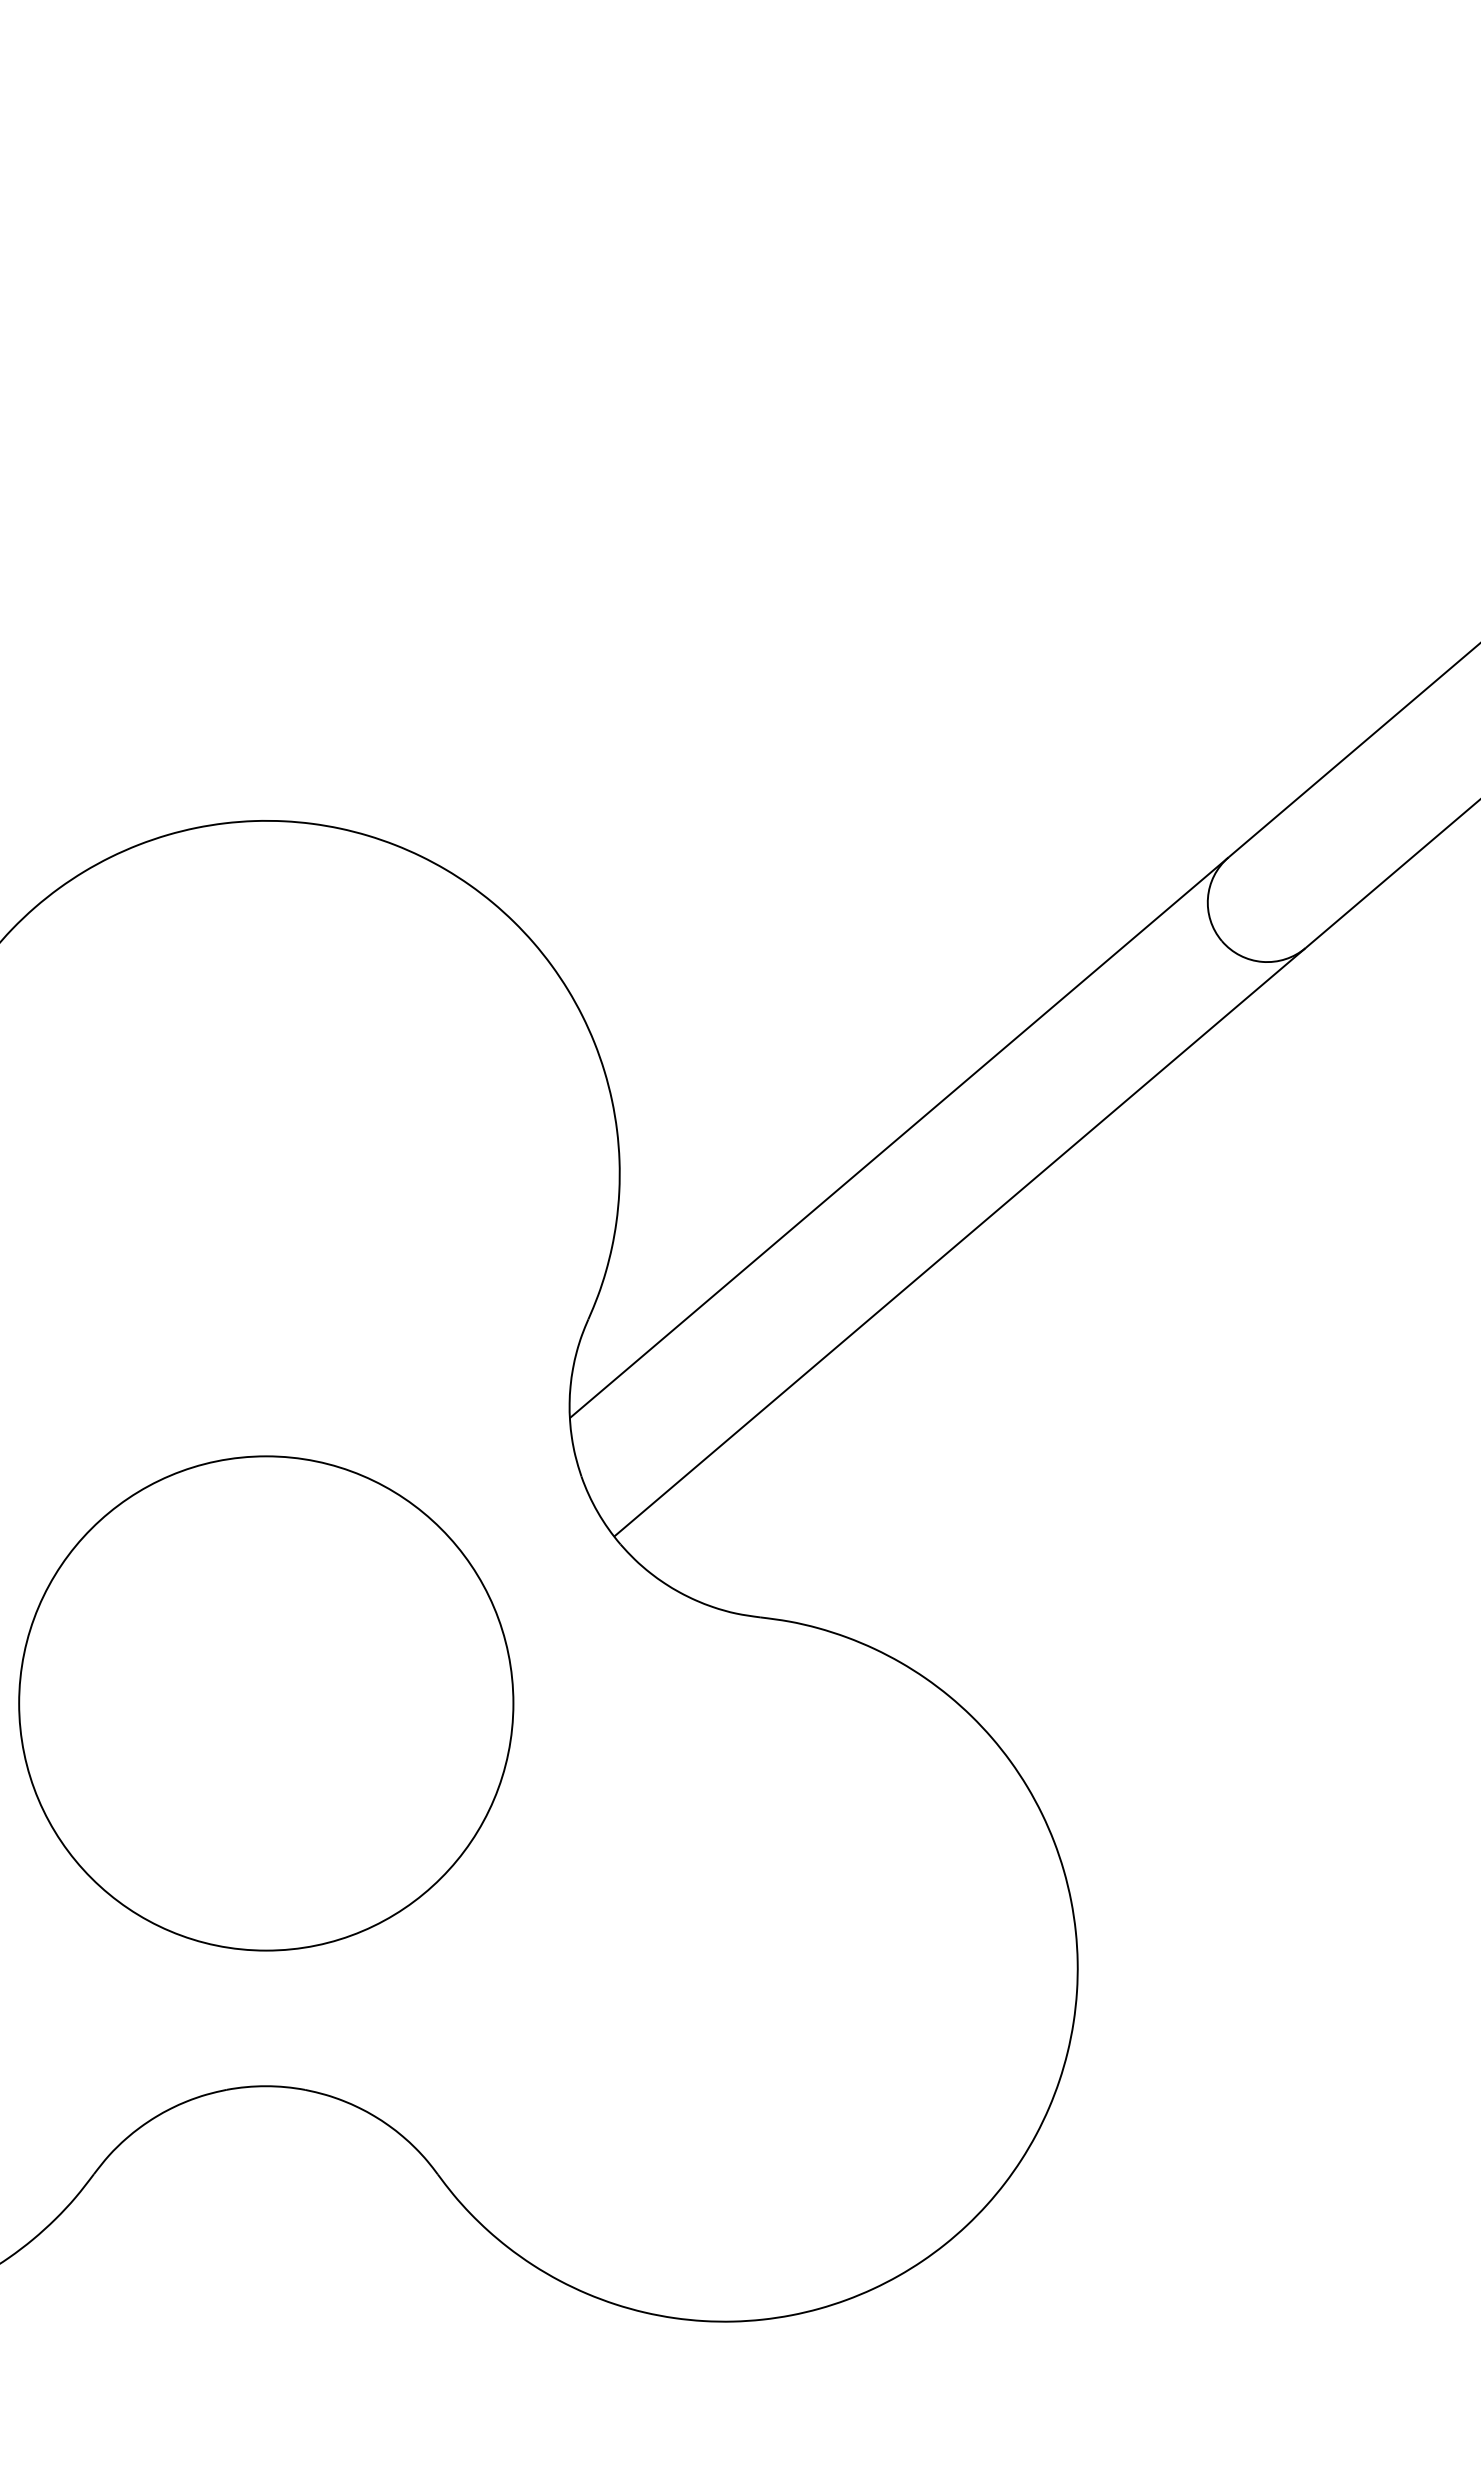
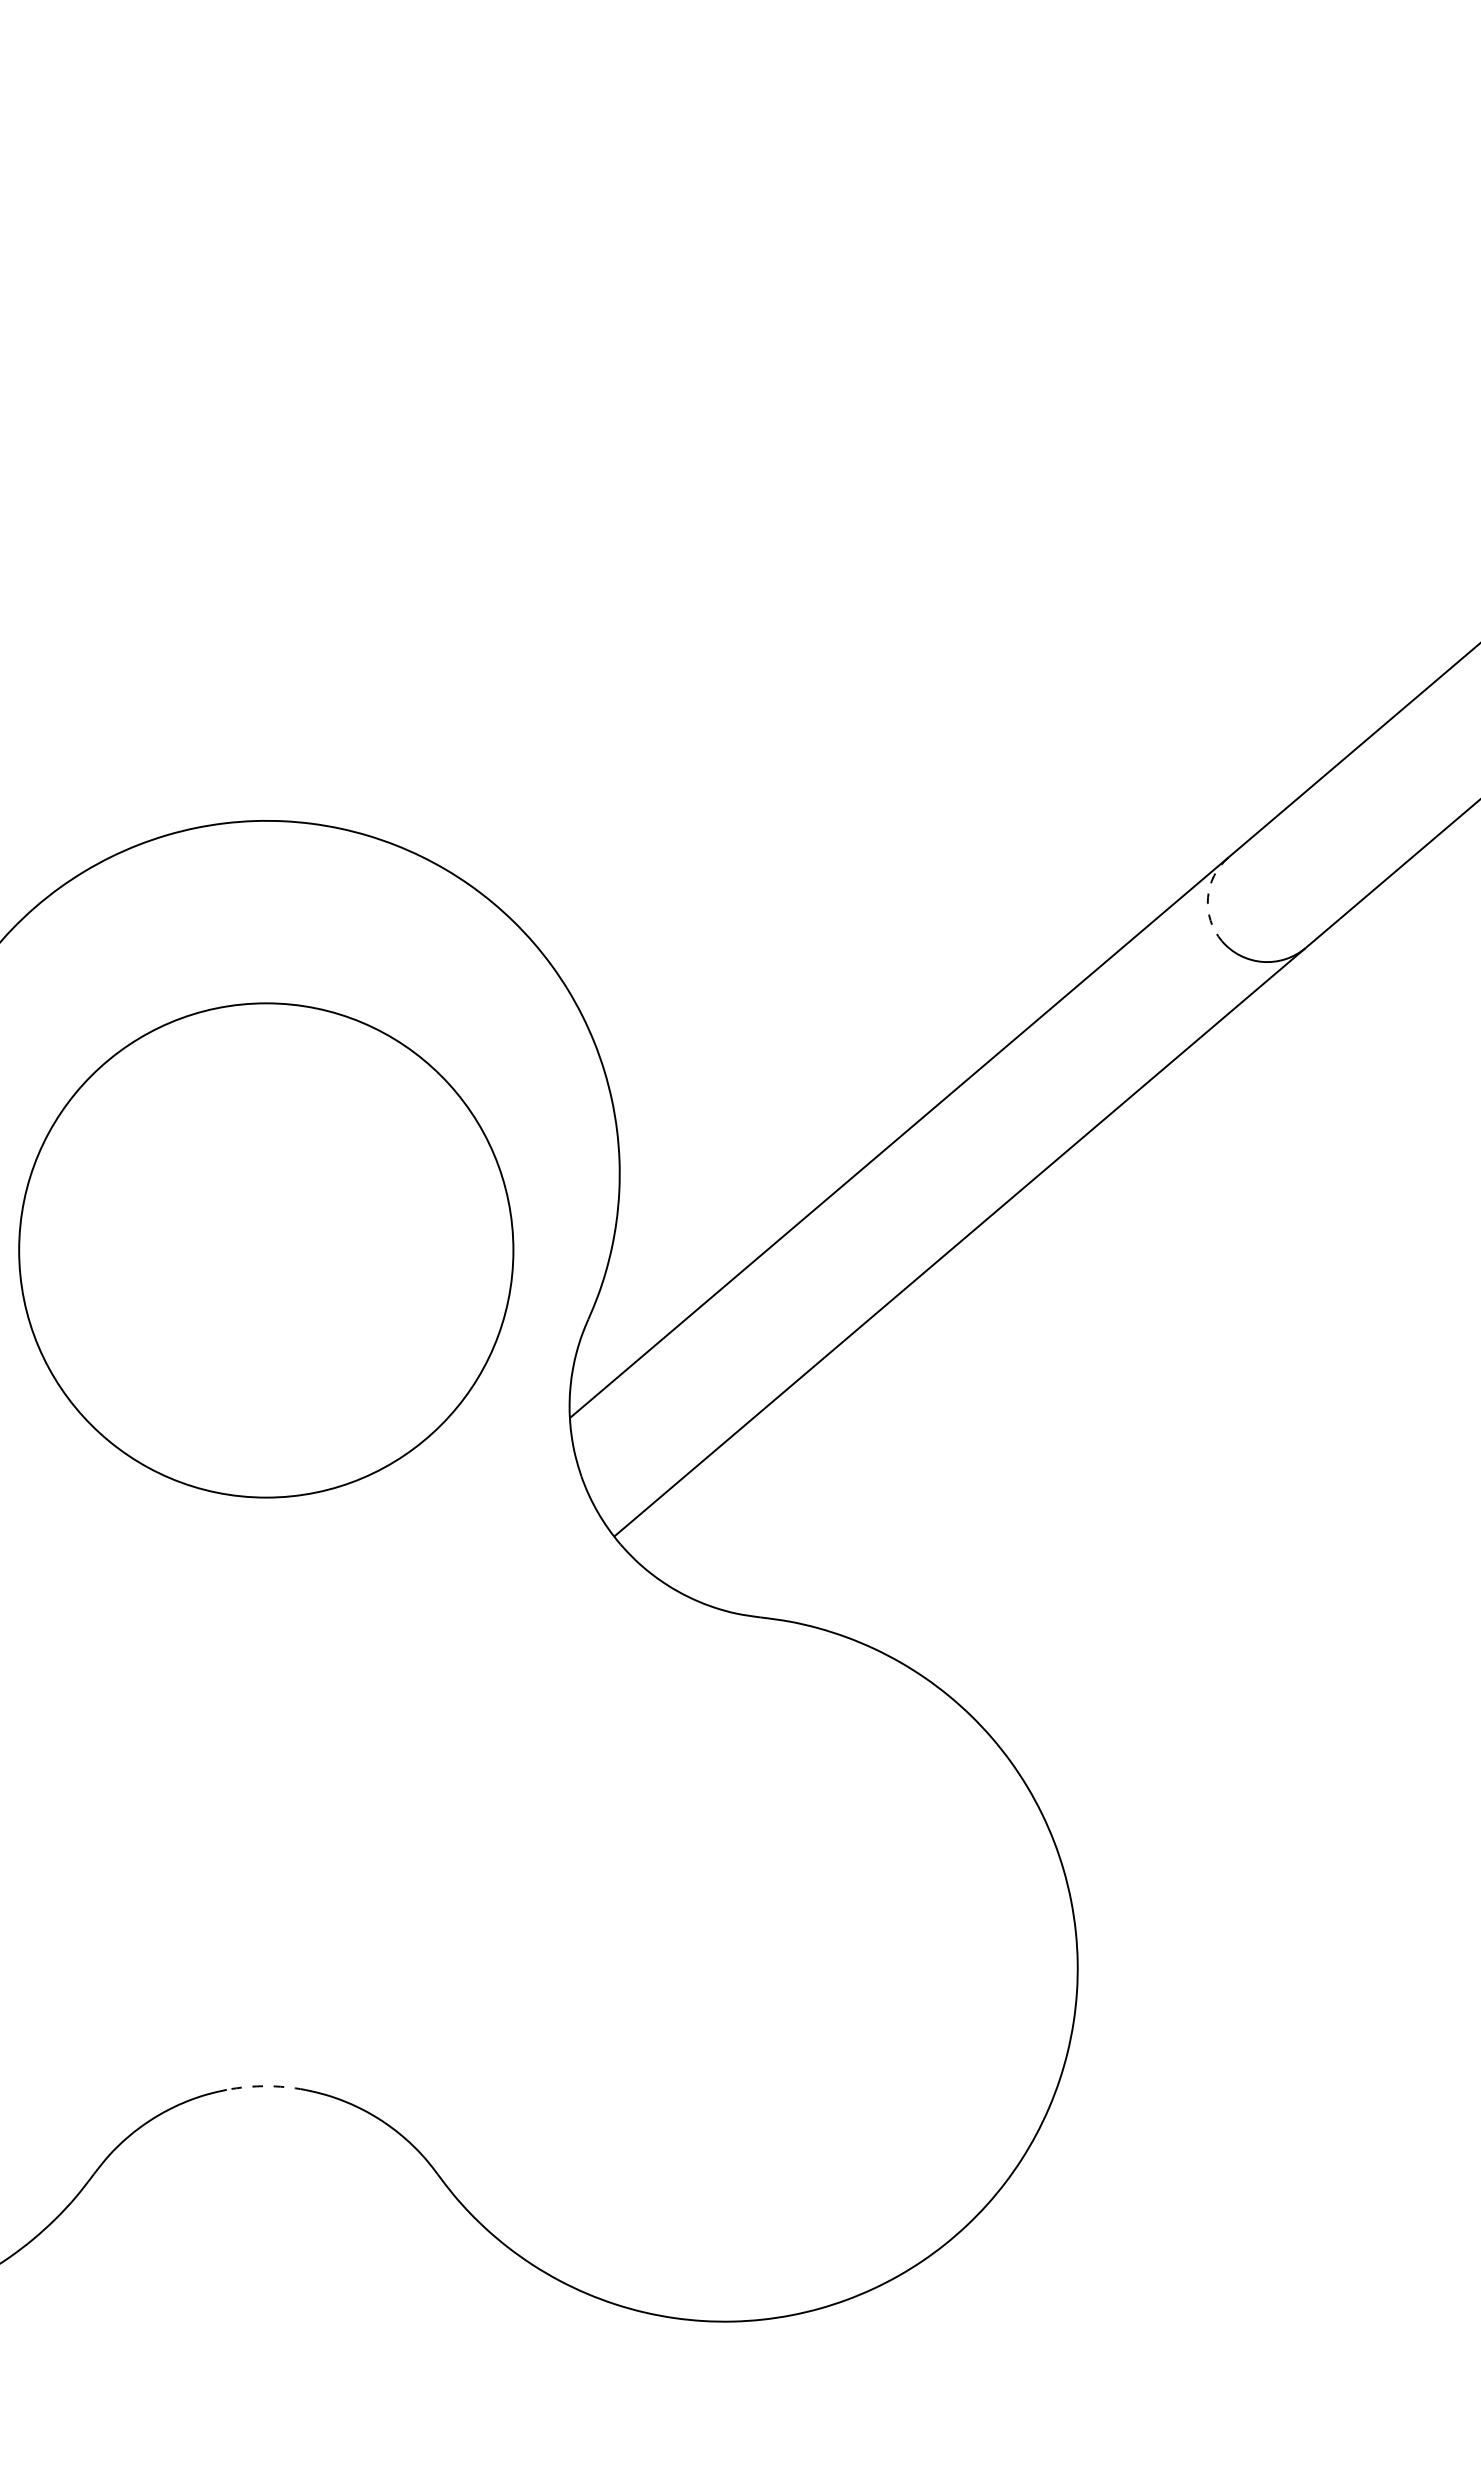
arc: solid -> dashed (1207, 897)
circle position: (266, 1703) -> (266, 1250) (266, 1250)
arc: solid -> dashed (265, 2086)
